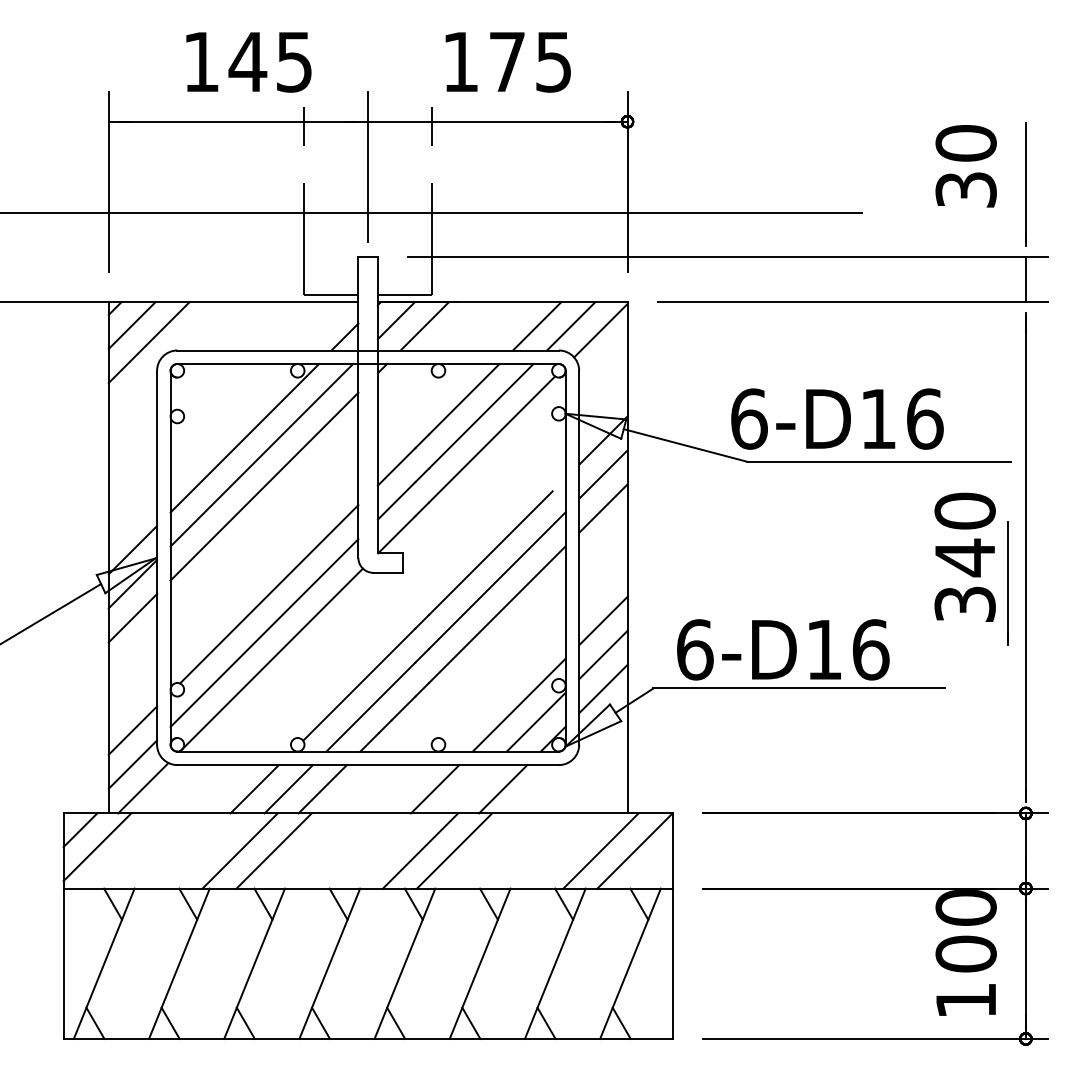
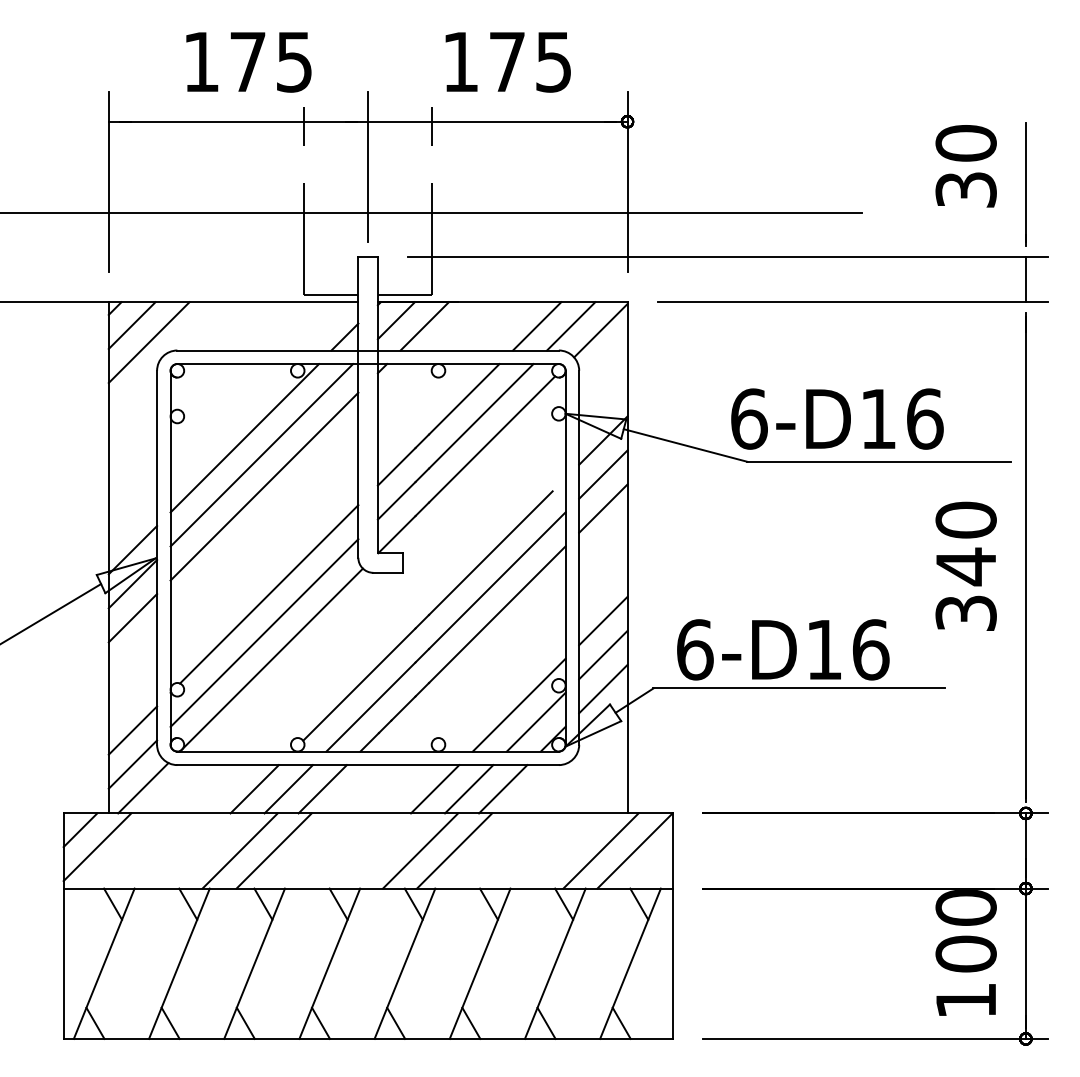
text: 145 -> 175 (247, 61)
text position: (964, 556) -> (965, 565) (965, 565)
line: present -> none (1007, 583)
line: none -> present (469, 789)
